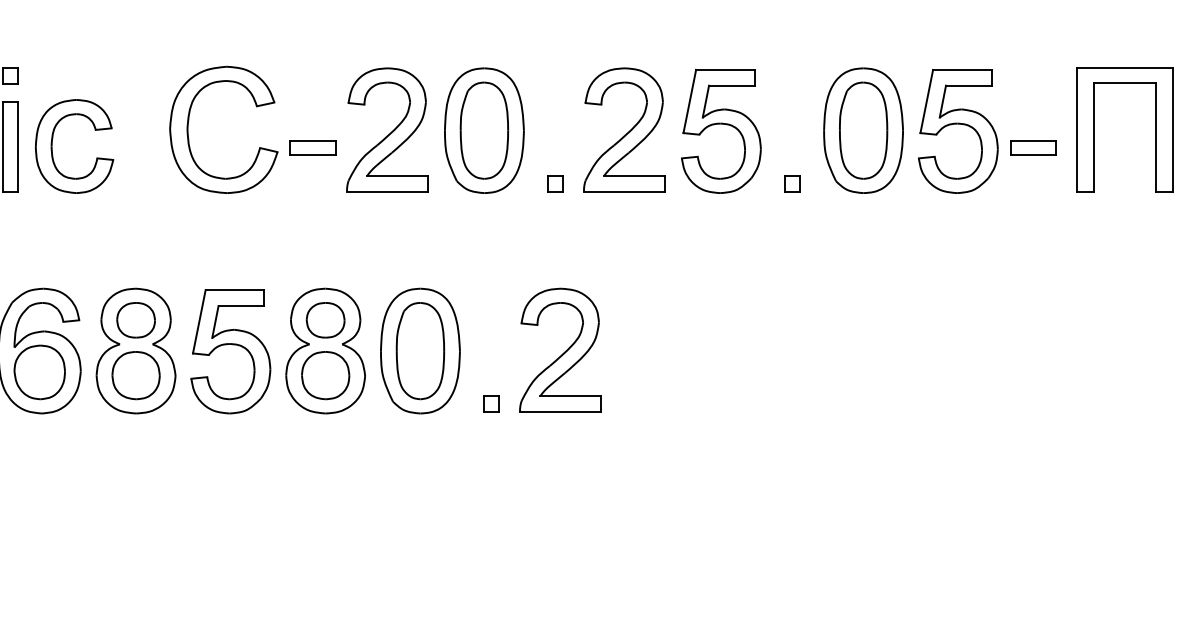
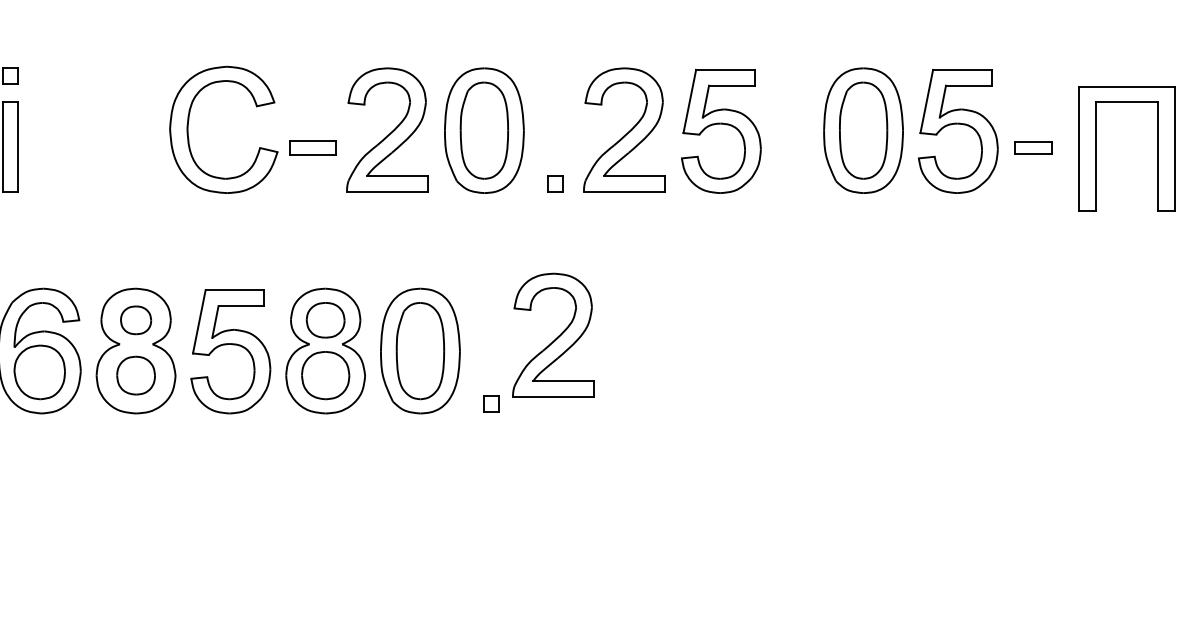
part position: (1094, 129) -> (1096, 148) (1096, 148)
part: present -> none (52, 146)
part size: 47x16 px -> 39x14 px (1033, 147)
part: present -> none (792, 183)
part size: 40x37 px -> 33x31 px (136, 320)
part position: (560, 349) -> (553, 334) (553, 334)
part size: 50x50 px -> 40x41 px (135, 375)
